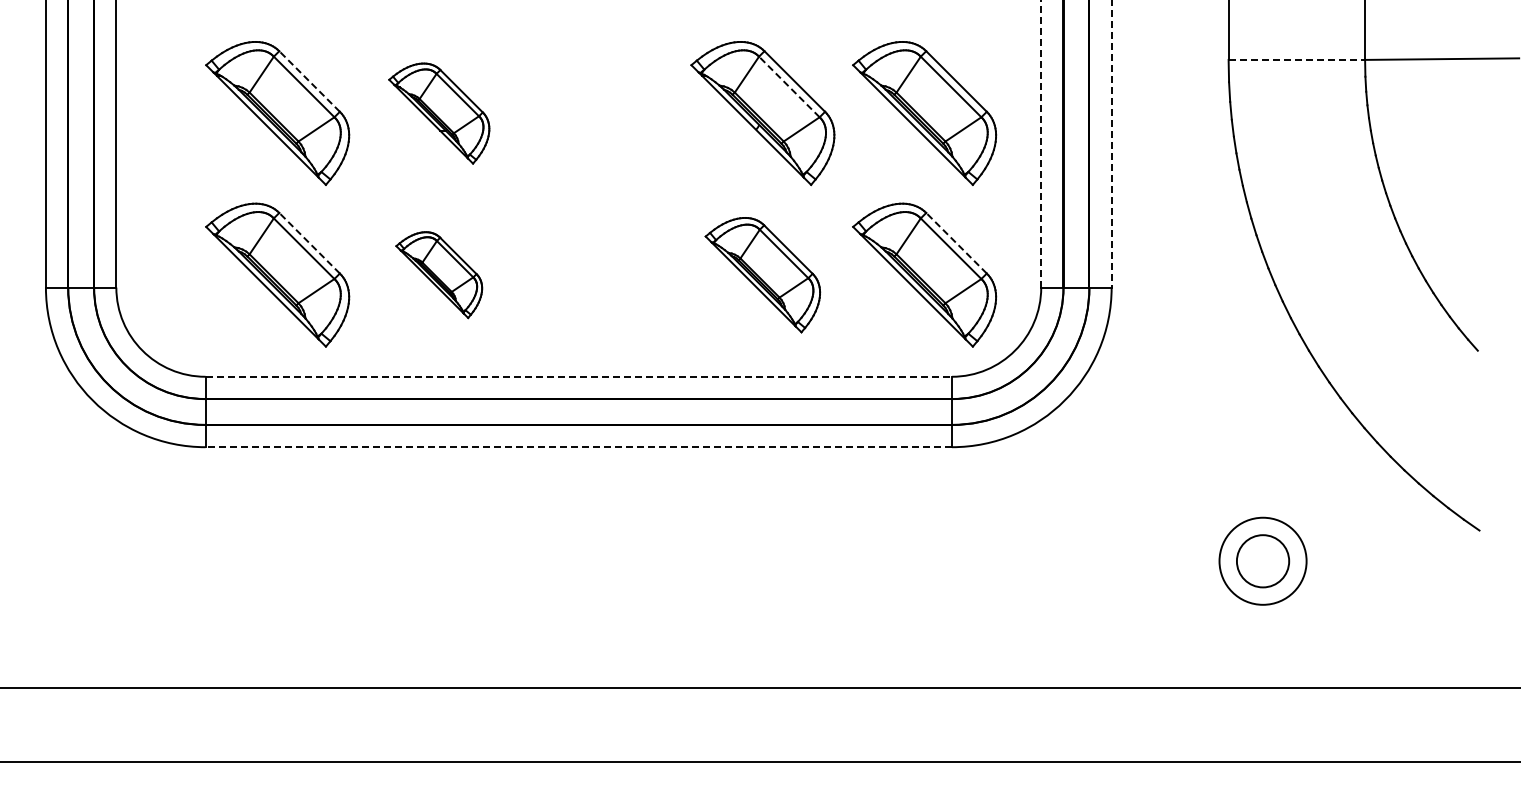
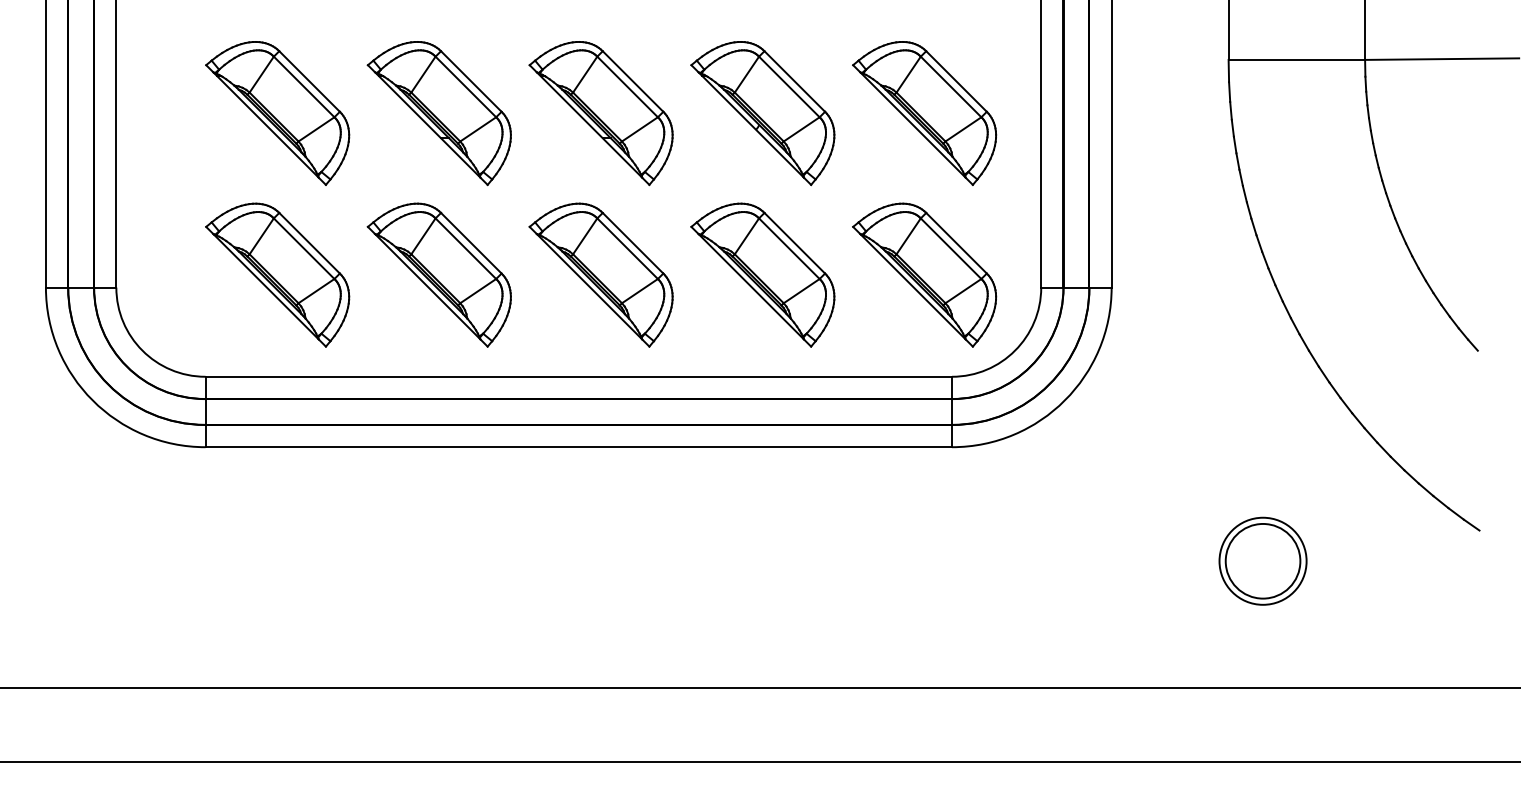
line: dashed -> solid (1297, 59)
line: dashed -> solid (309, 81)
line: dashed -> solid (789, 86)
part size: 103x103 px -> 146x146 px (438, 113)
part: none -> present (600, 113)
line: dashed -> solid (1041, 143)
line: dashed -> solid (1111, 144)
line: dashed -> solid (309, 243)
line: dashed -> solid (956, 243)
part: none -> present (600, 274)
part size: 89x89 px -> 146x146 px (438, 274)
part size: 118x117 px -> 146x146 px (762, 274)
line: dashed -> solid (579, 376)
line: dashed -> solid (578, 447)
circle diameter: 52 px -> 75 px (1262, 560)
